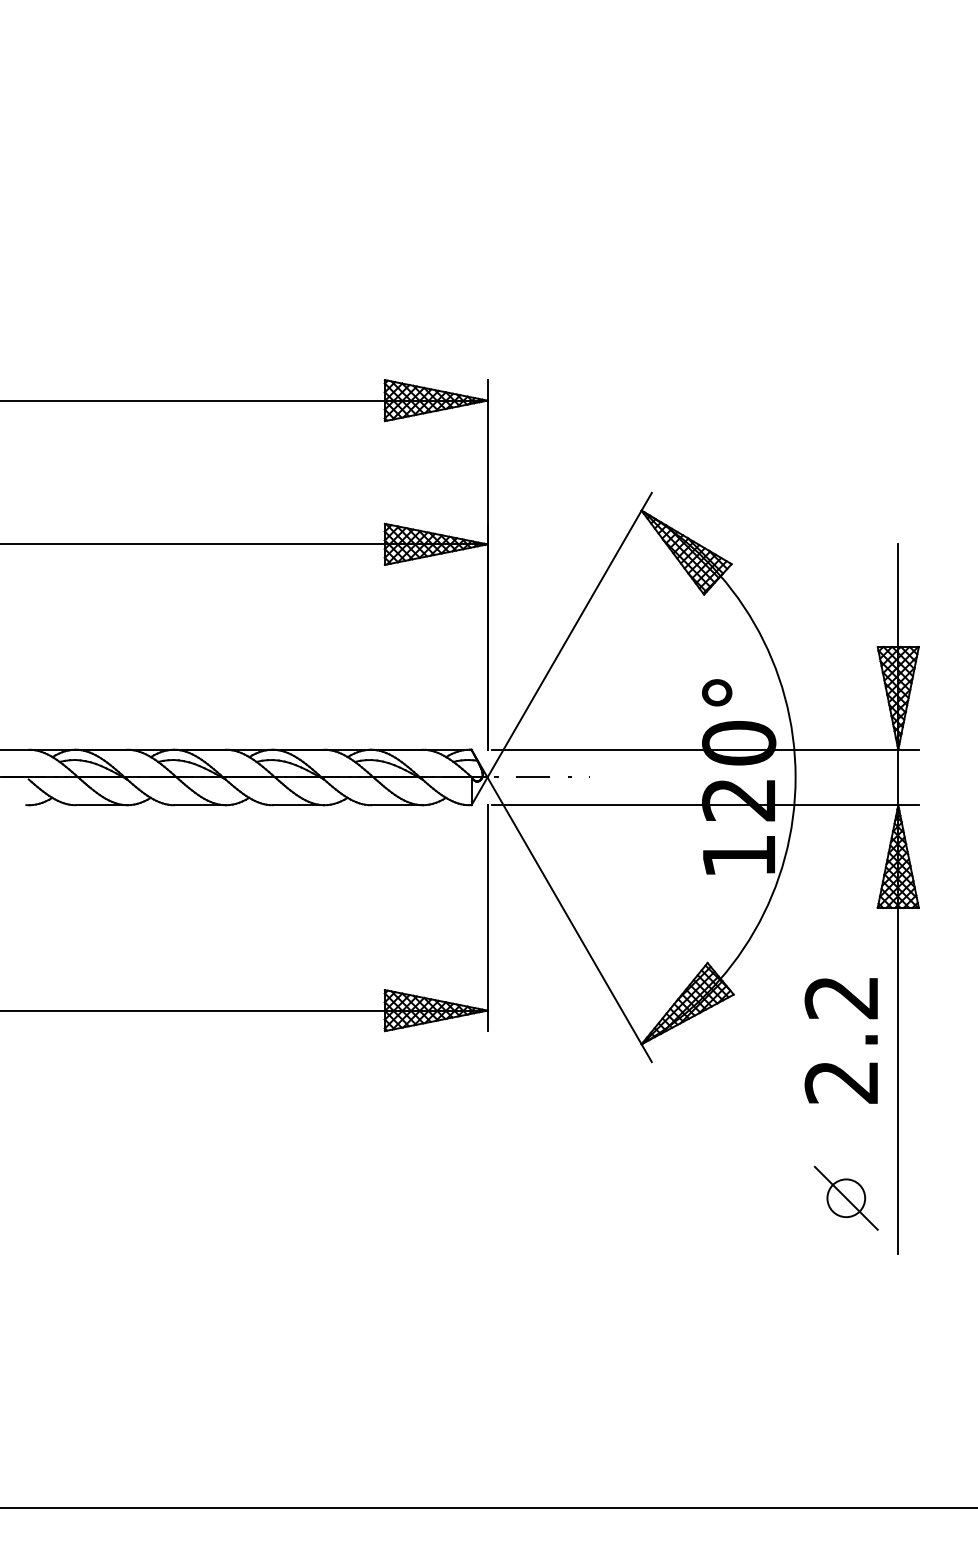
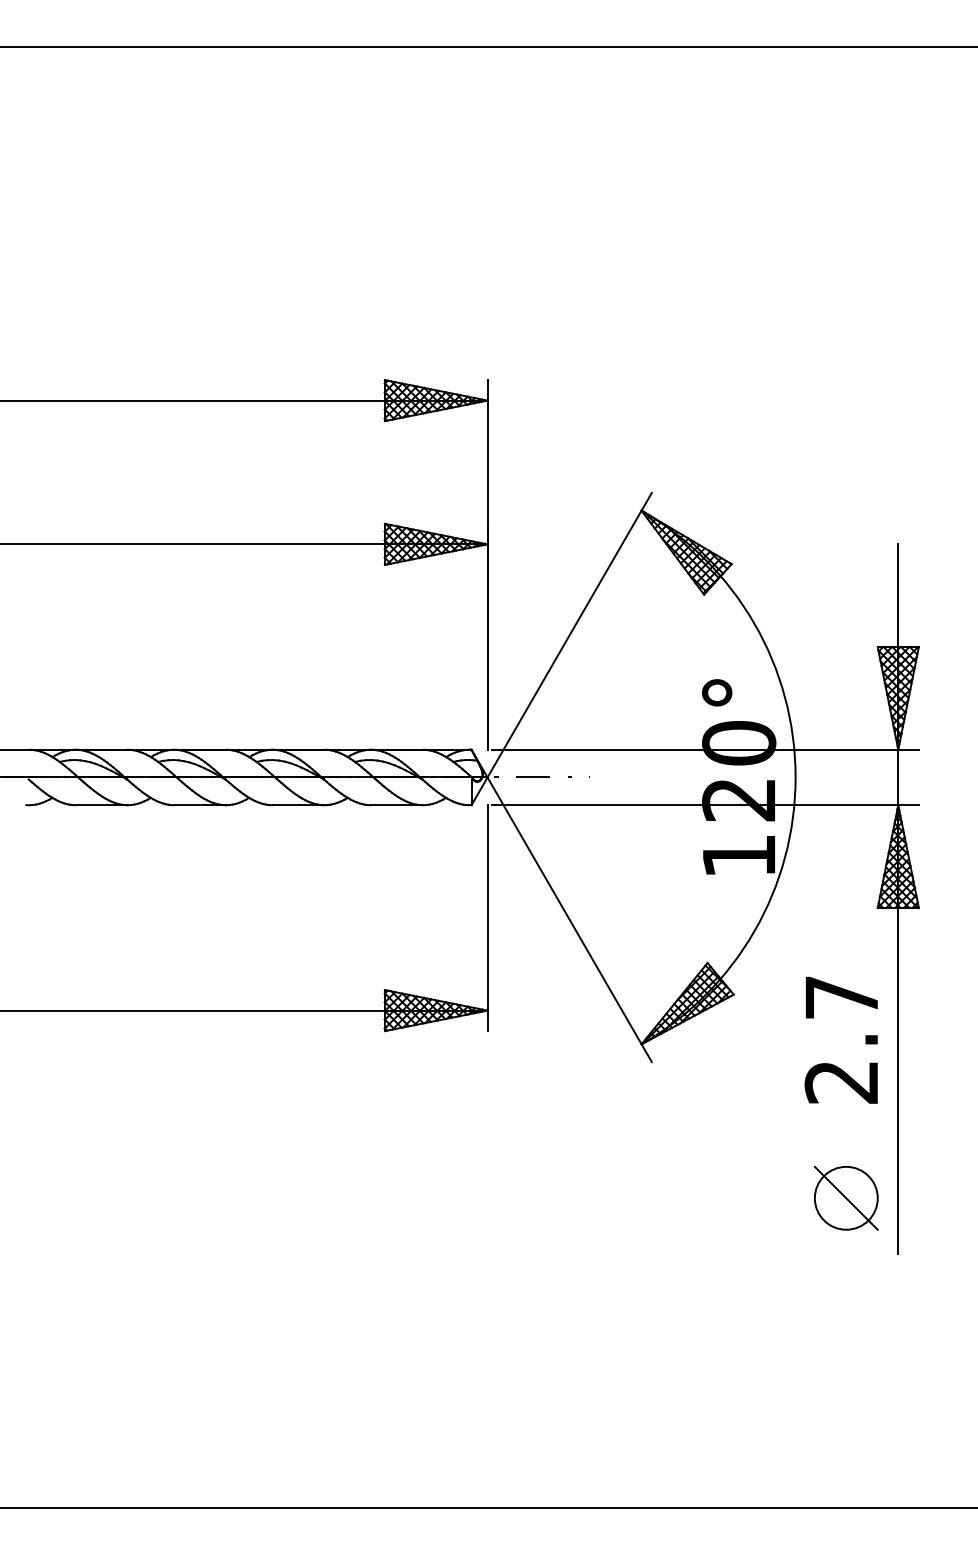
line: none -> present (488, 46)
text: 2.2 -> 2.7 (840, 997)
circle diameter: 38 px -> 63 px (845, 1197)
